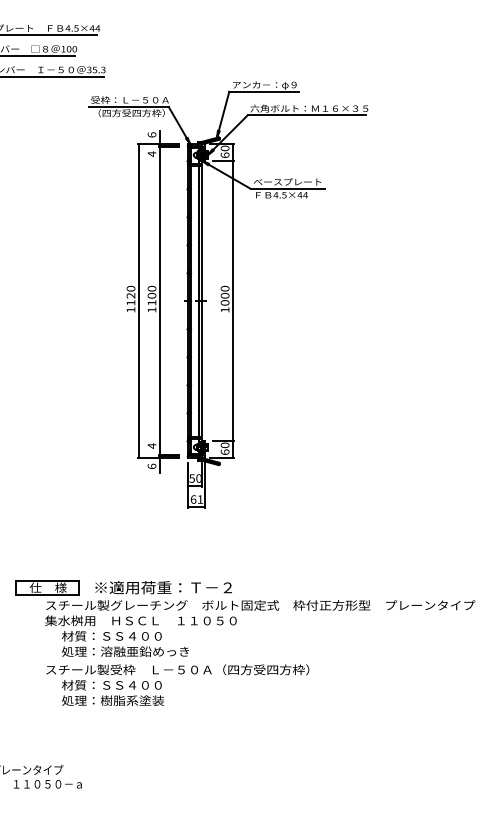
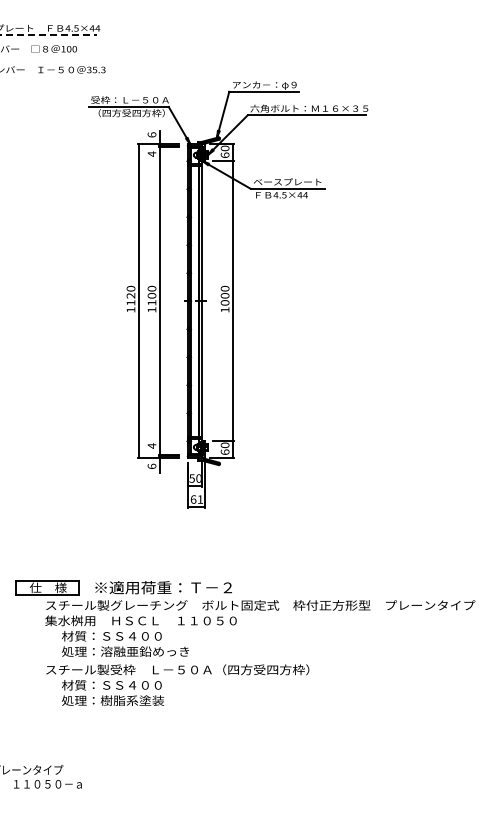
line: solid -> dashed (49, 35)
line: present -> none (38, 55)
line: present -> none (53, 76)
